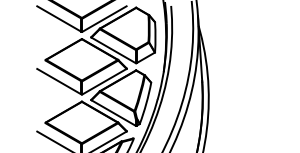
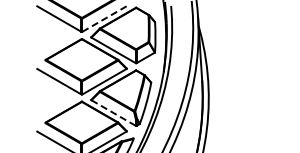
line: solid -> dashed (104, 19)
line: solid -> dashed (113, 113)
